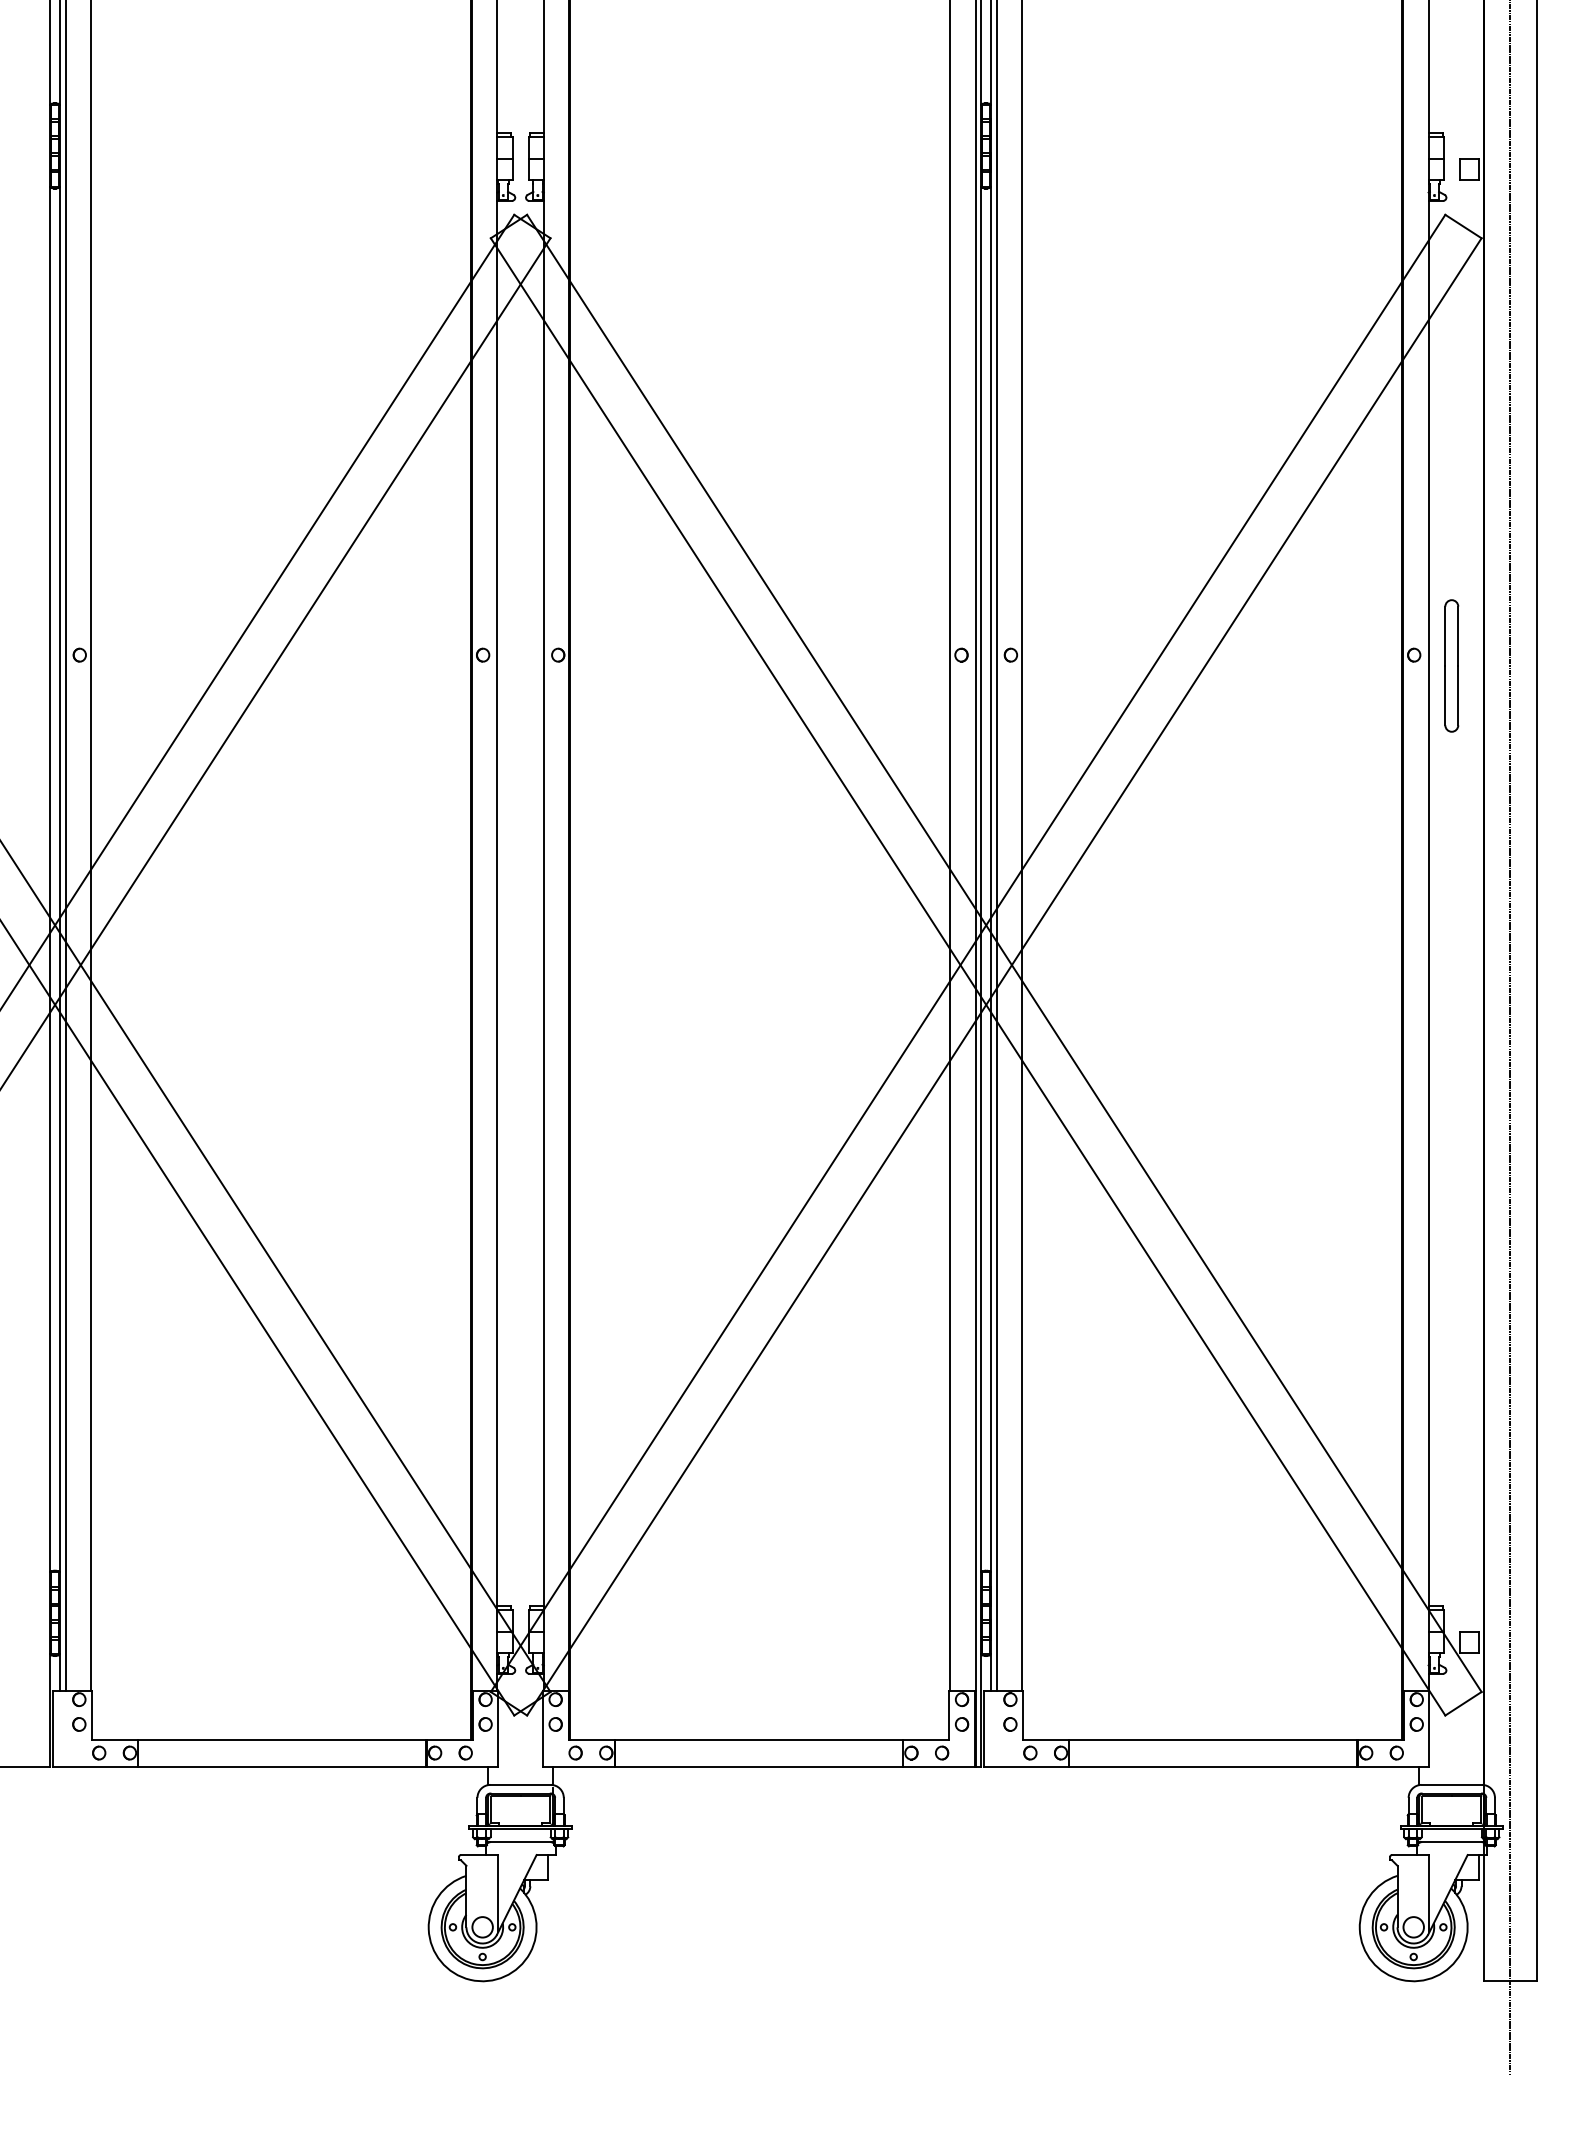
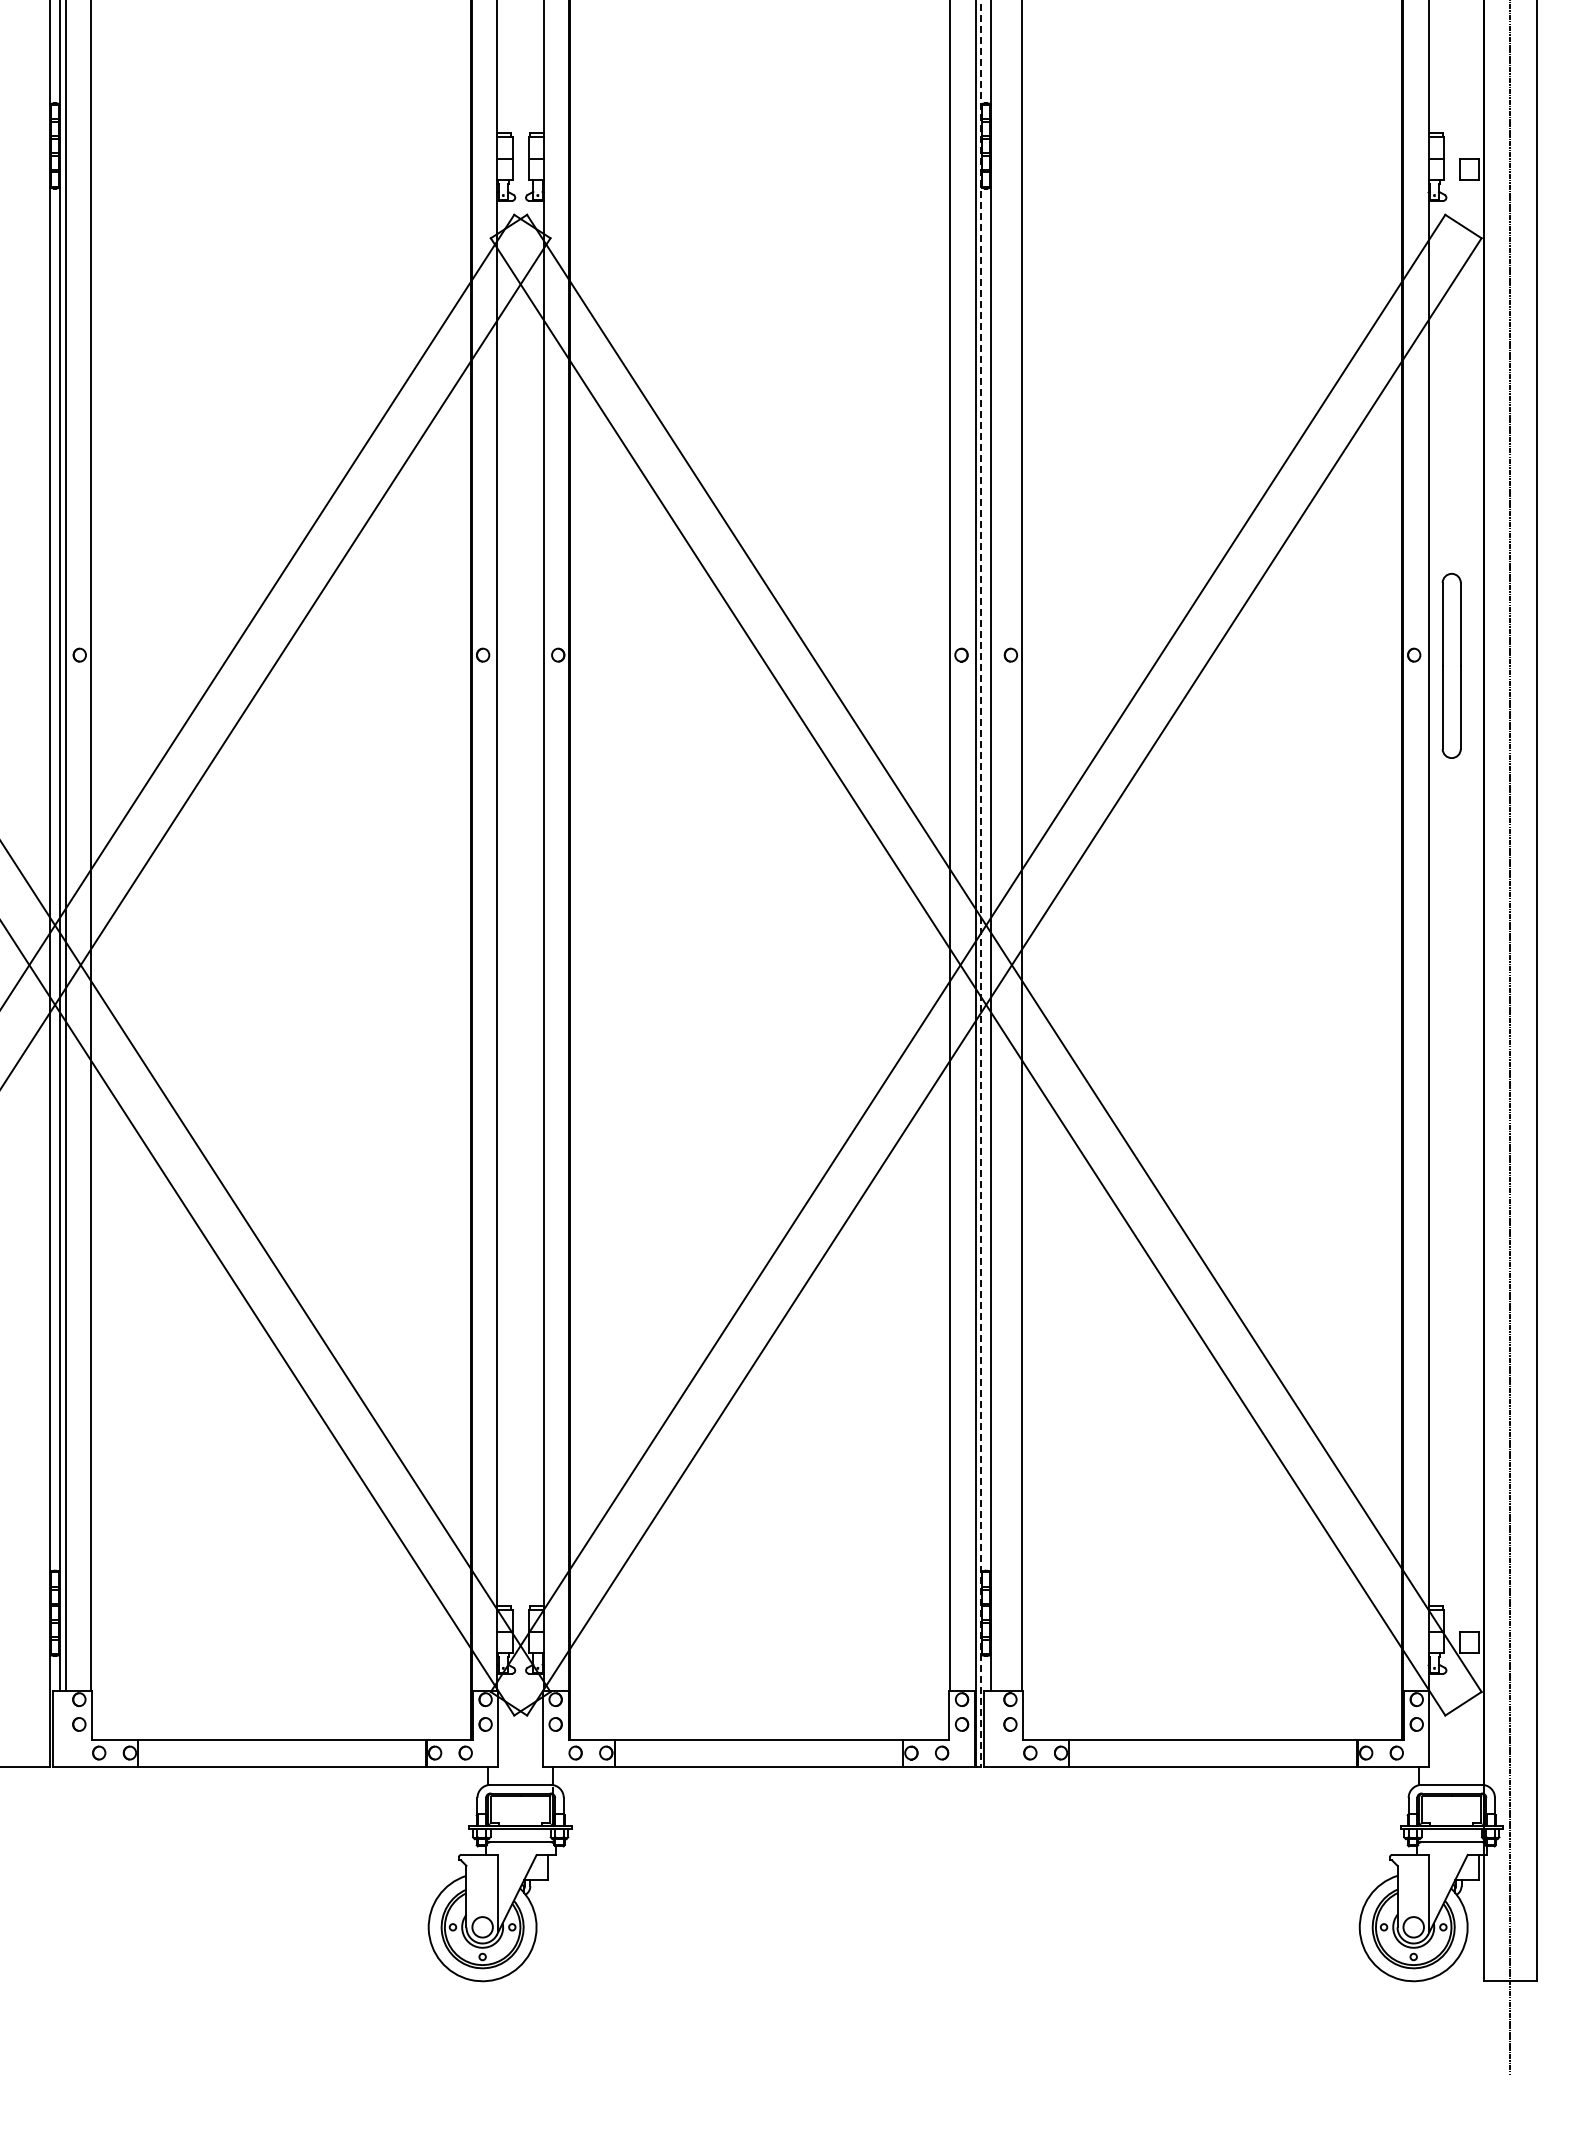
part size: 16x134 px -> 21x186 px (1451, 665)
line: present -> none (996, 846)
line: solid -> dashed (981, 883)
